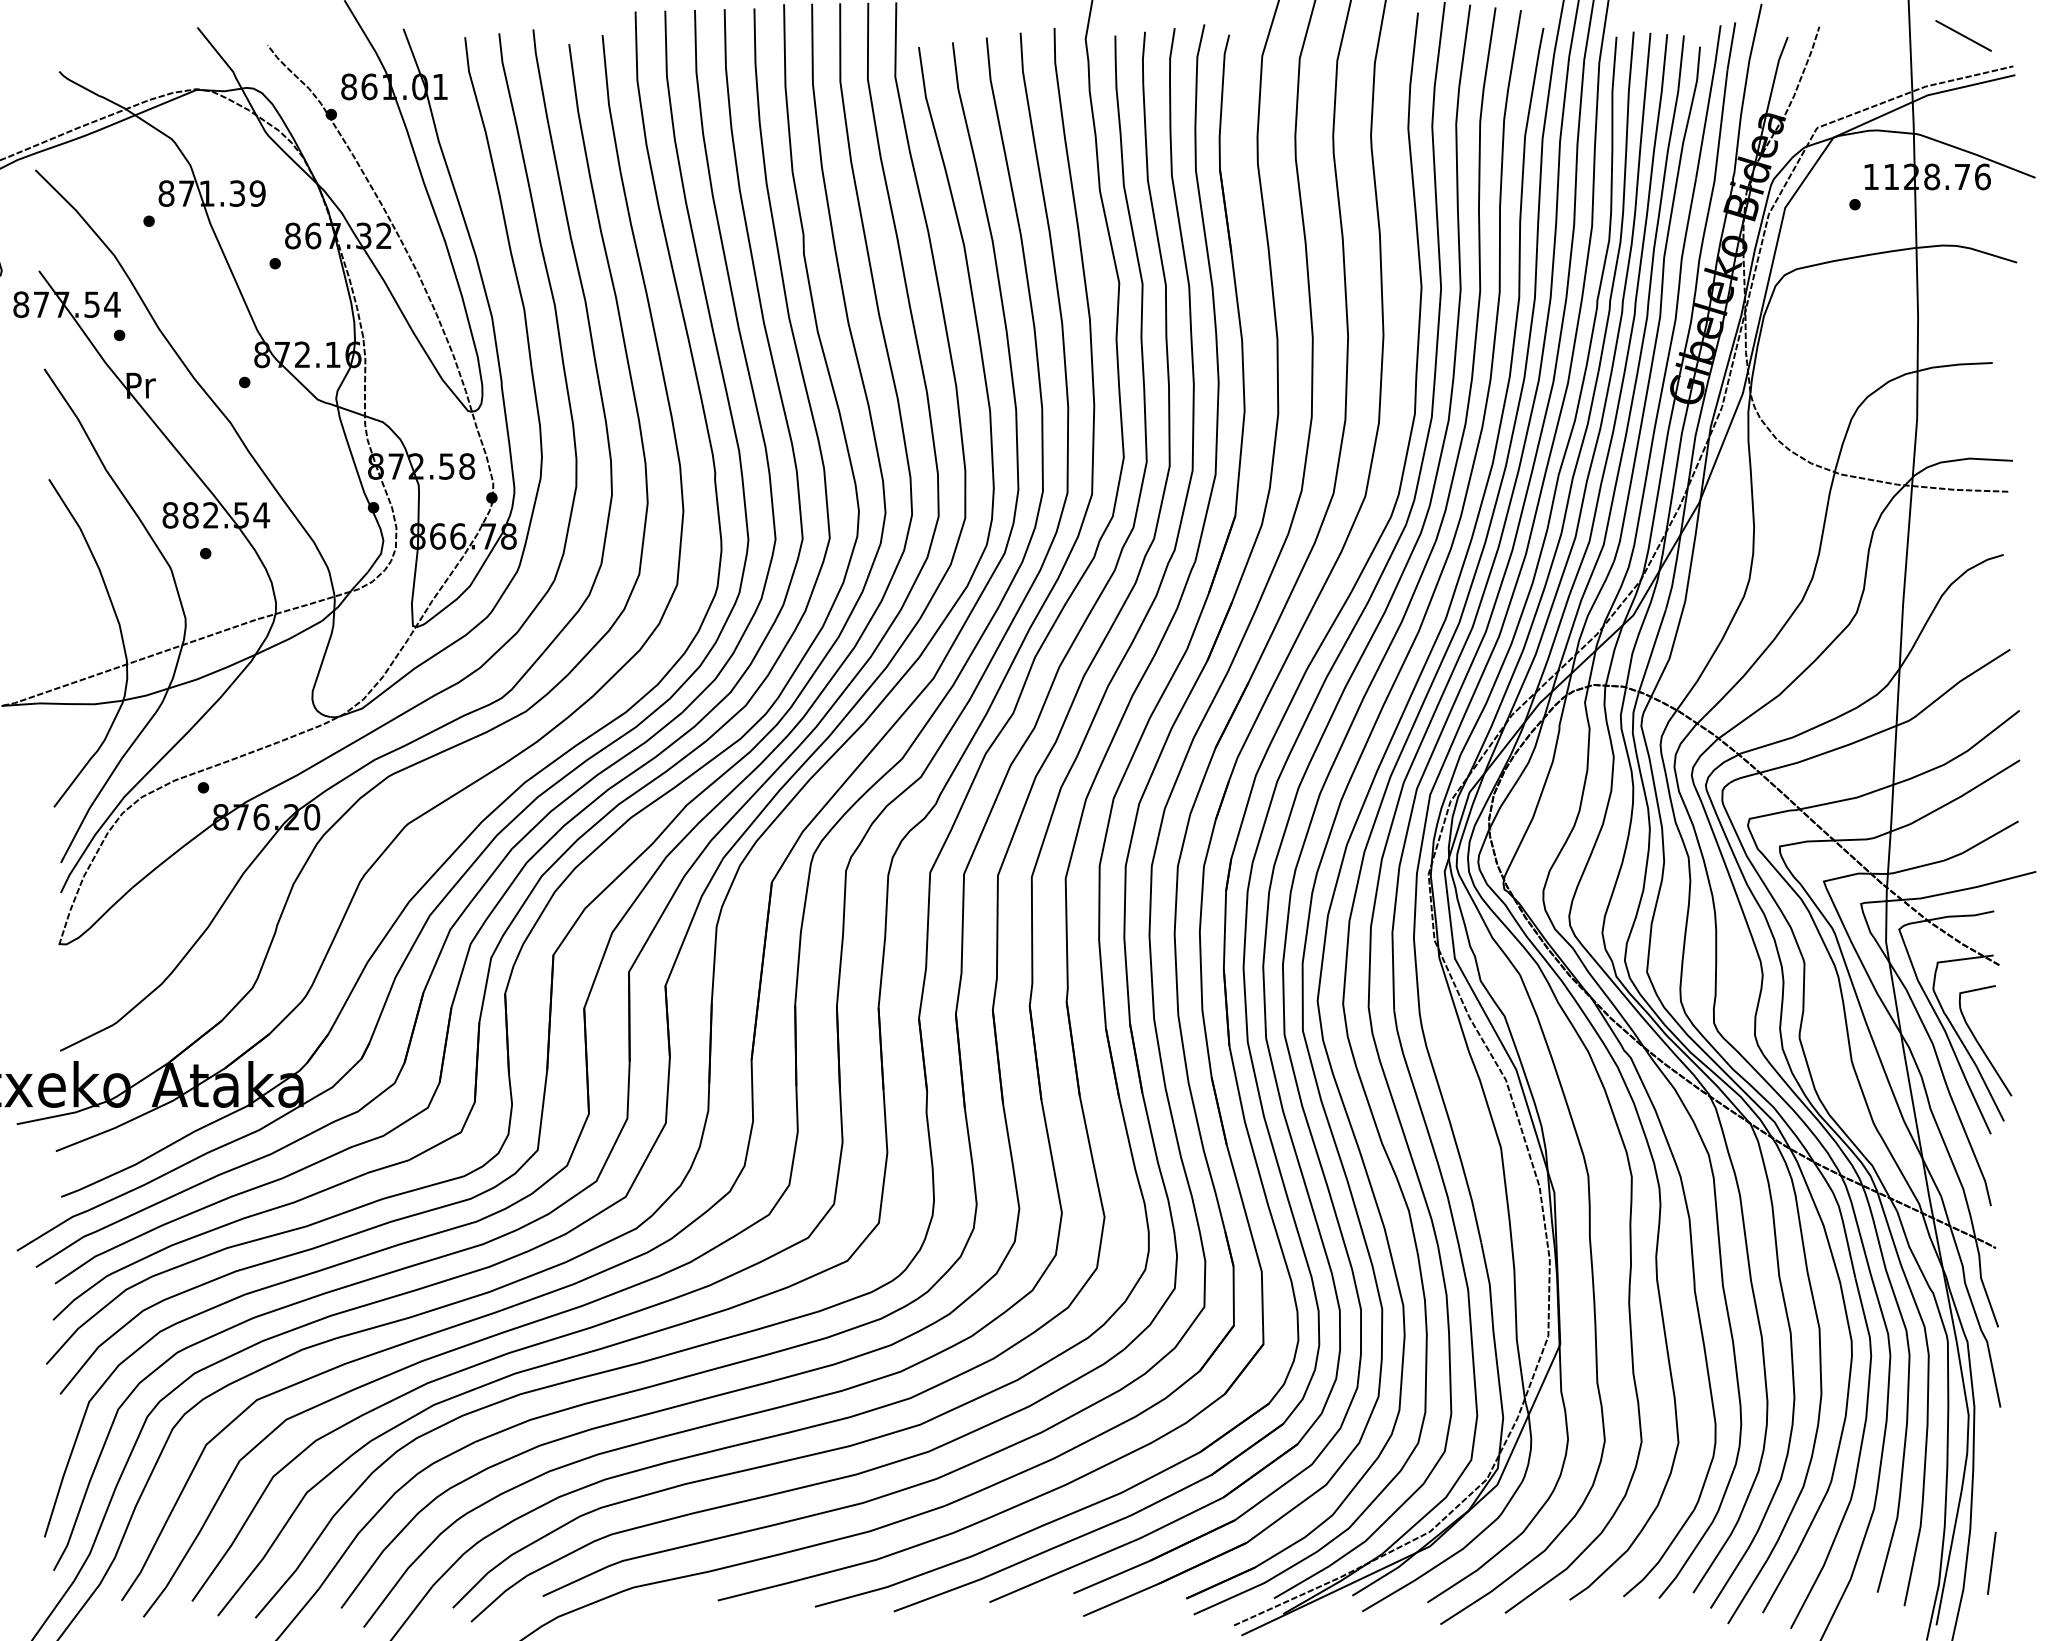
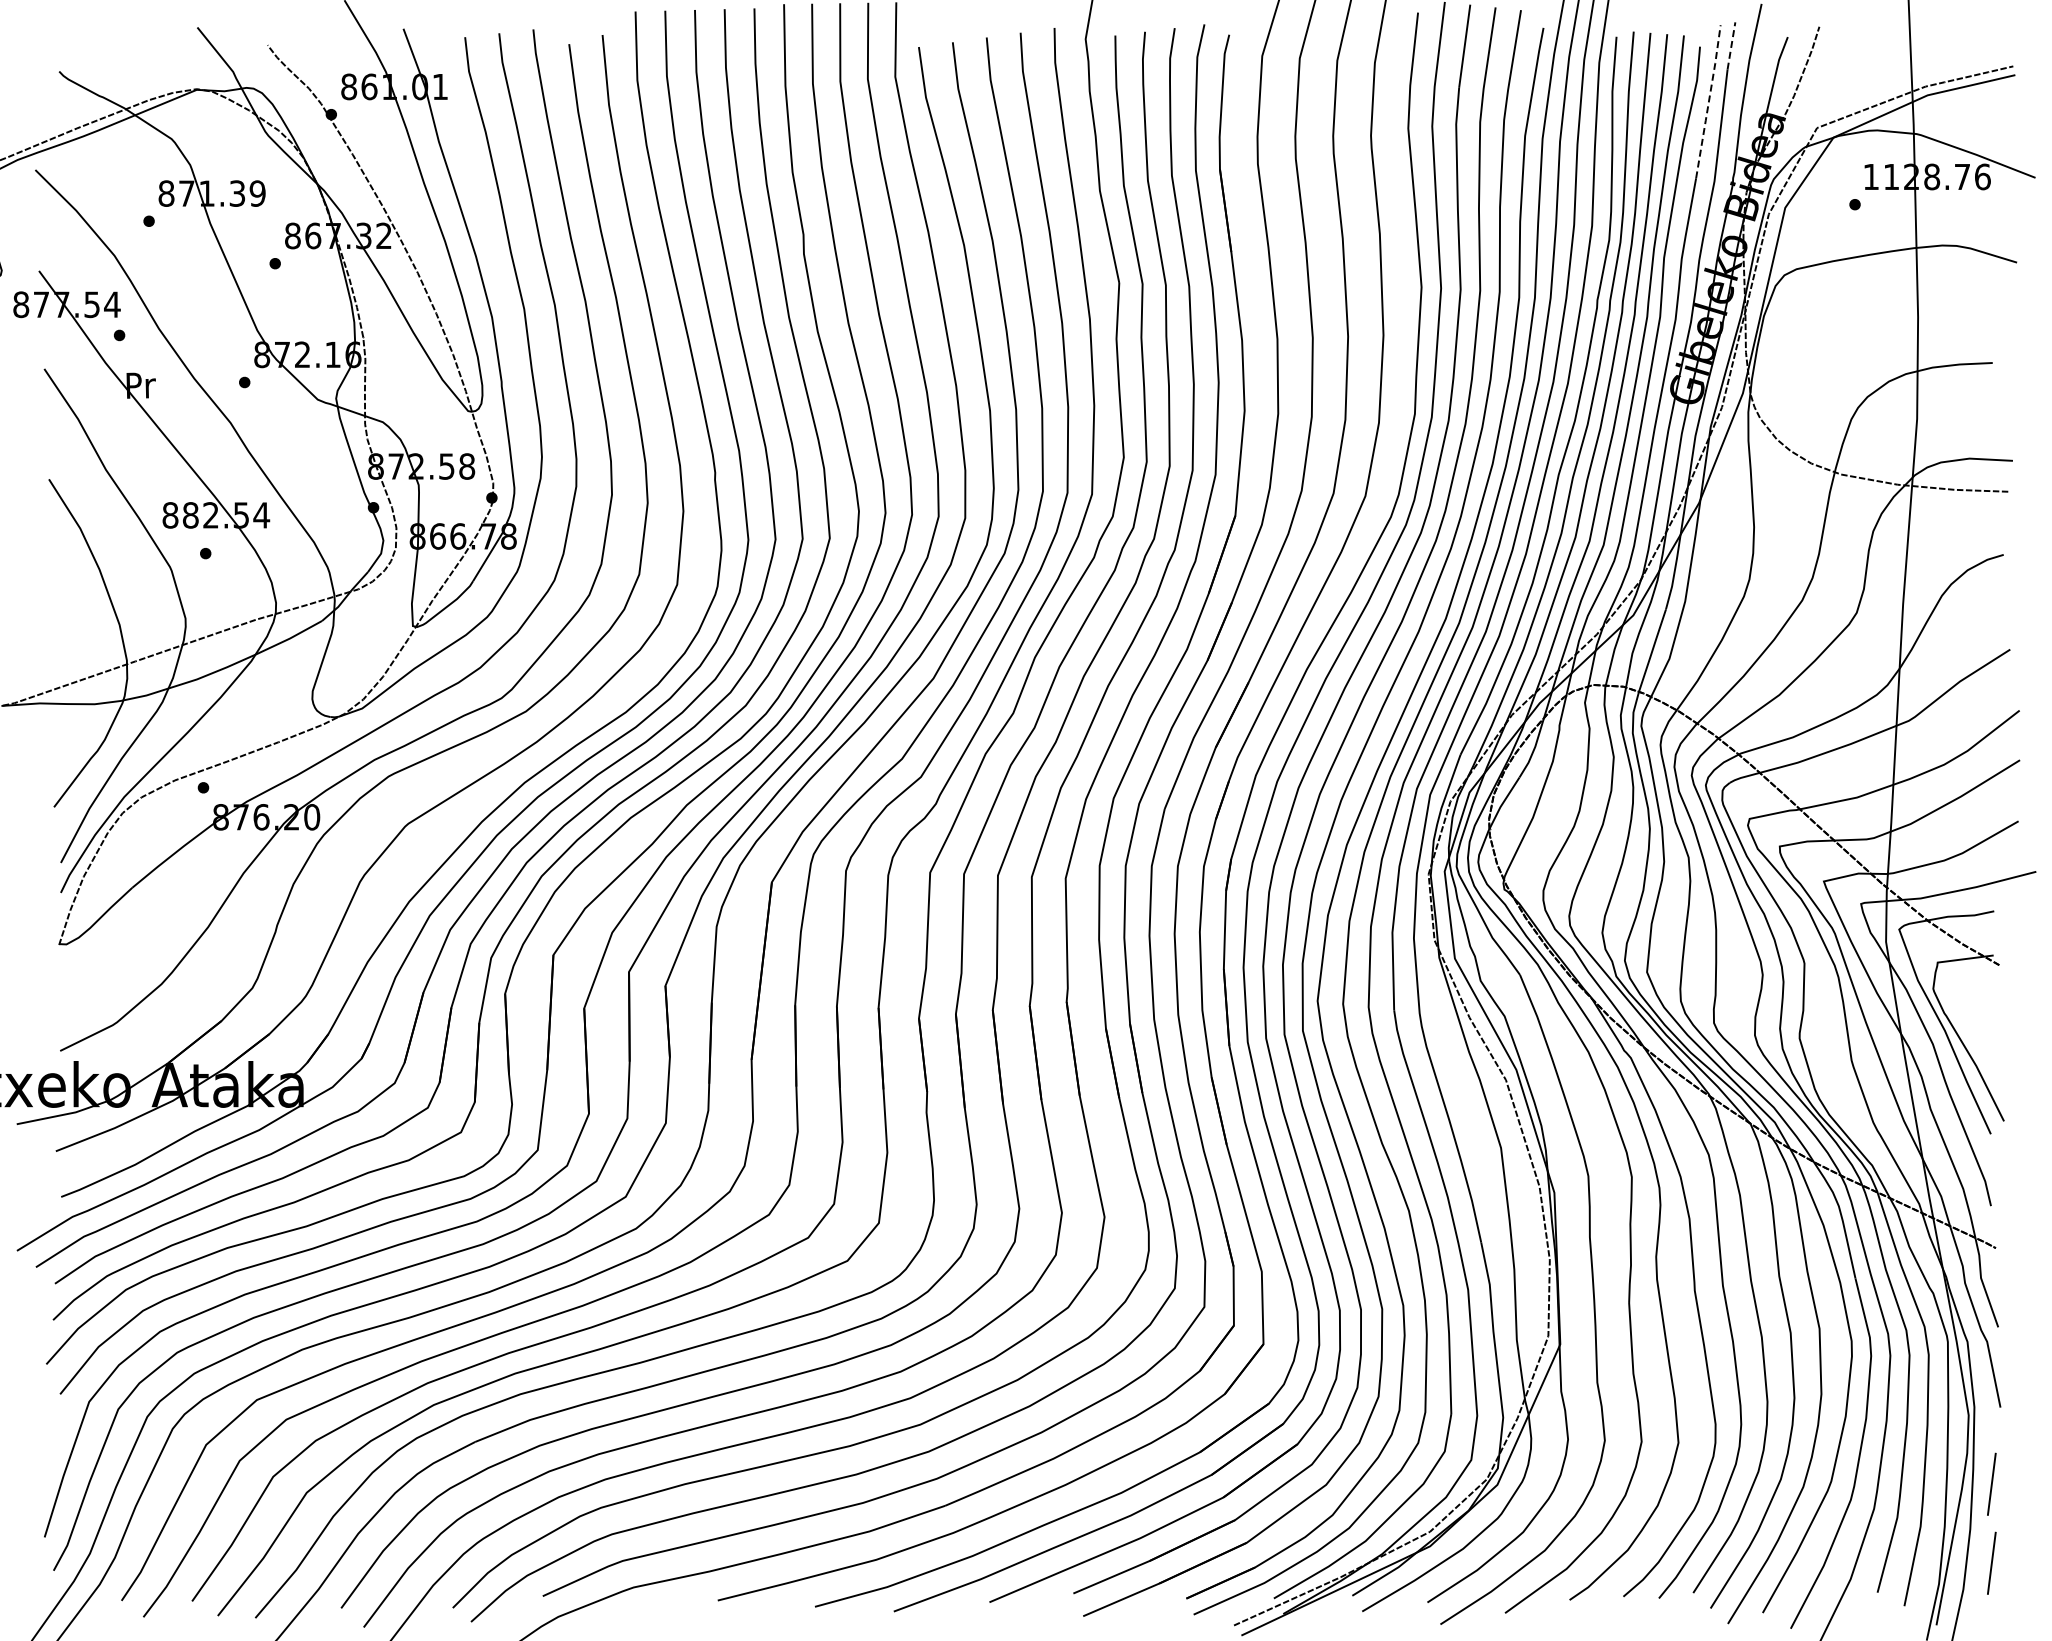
line: present -> none (1963, 35)
line: solid -> dashed (1731, 45)
line: solid -> dashed (1708, 101)
curve: present -> none (1980, 1044)
line: none -> present (1991, 1483)
